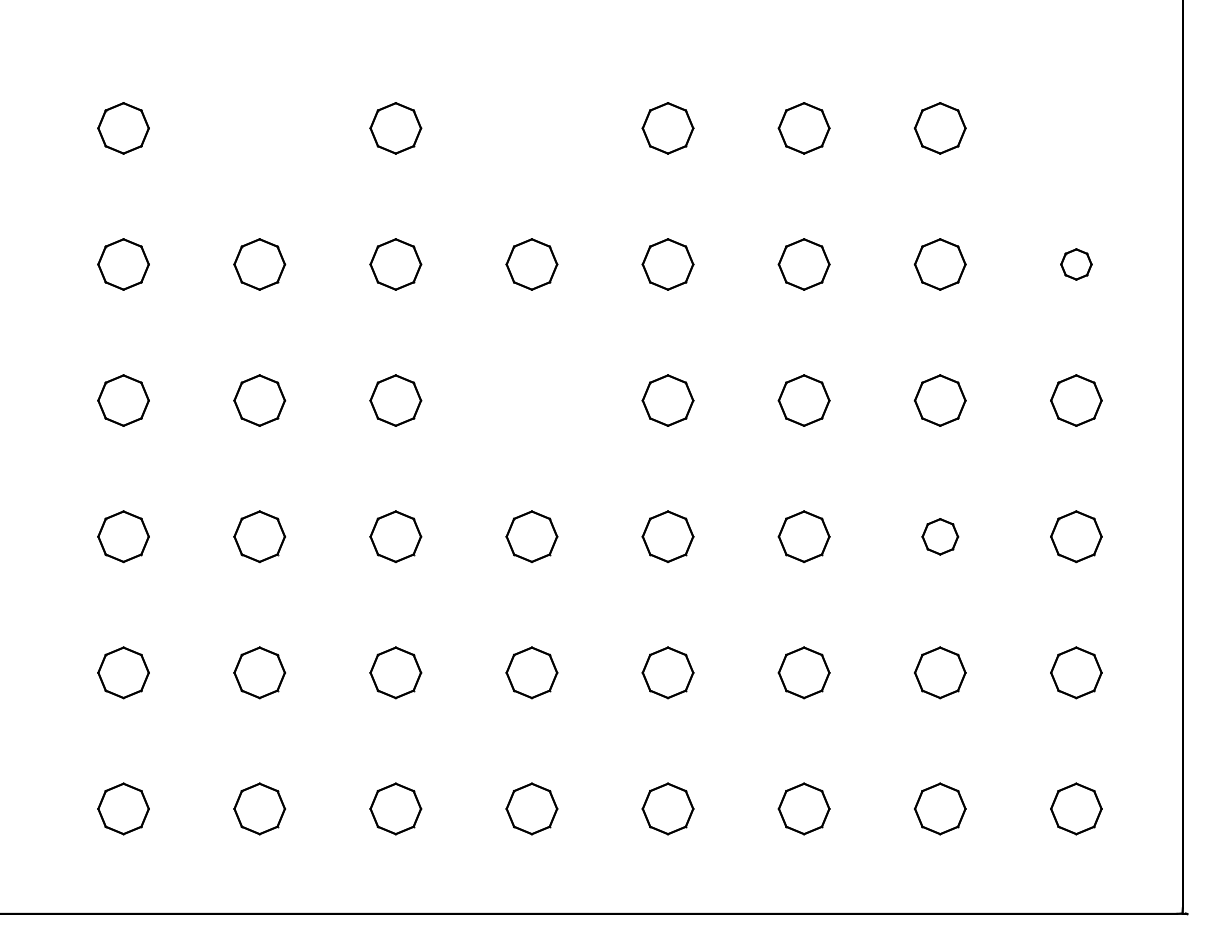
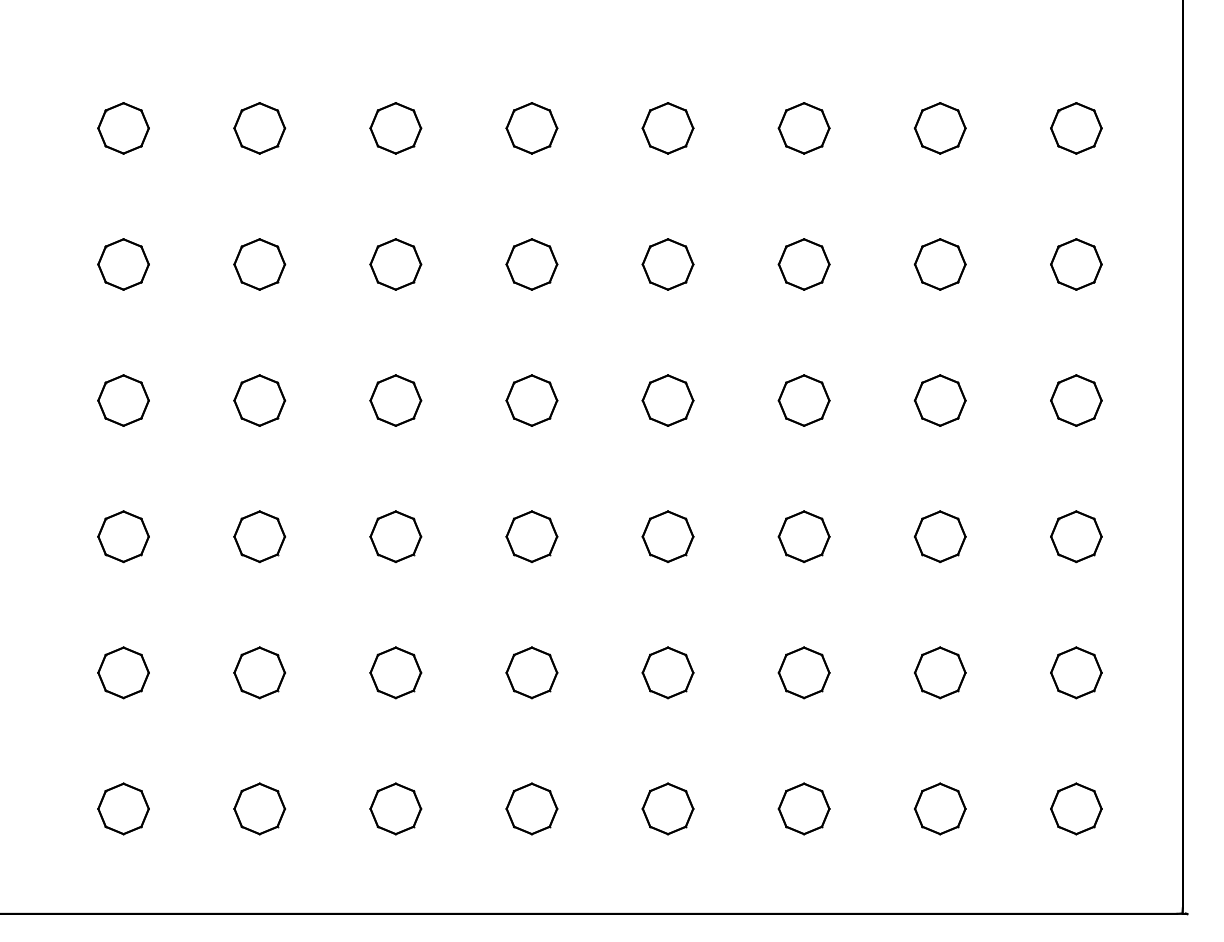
part: none -> present (259, 128)
part: none -> present (531, 128)
part: none -> present (1076, 128)
part size: 33x33 px -> 53x53 px (1076, 264)
part: none -> present (531, 400)
part size: 39x38 px -> 53x54 px (940, 536)
